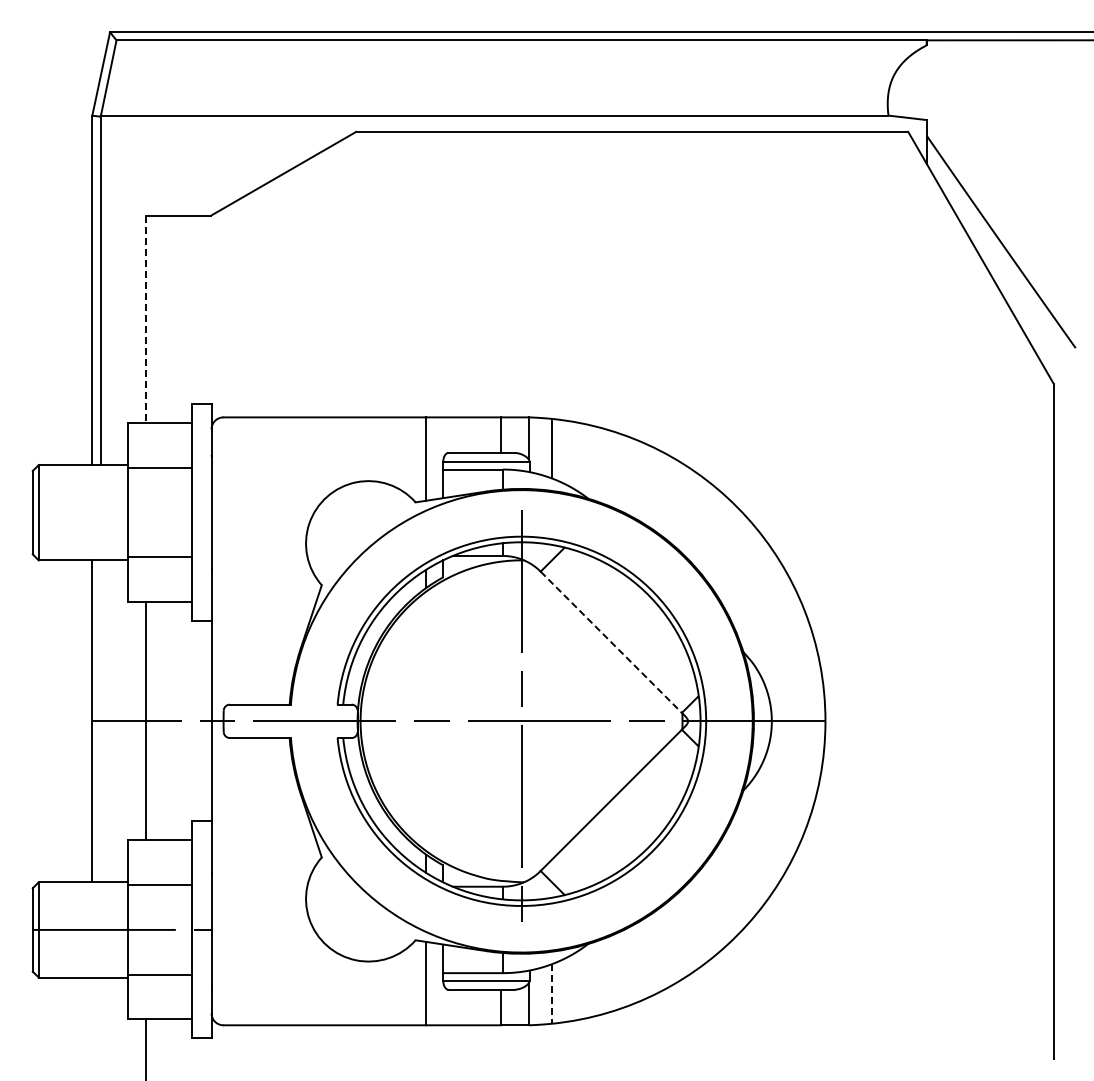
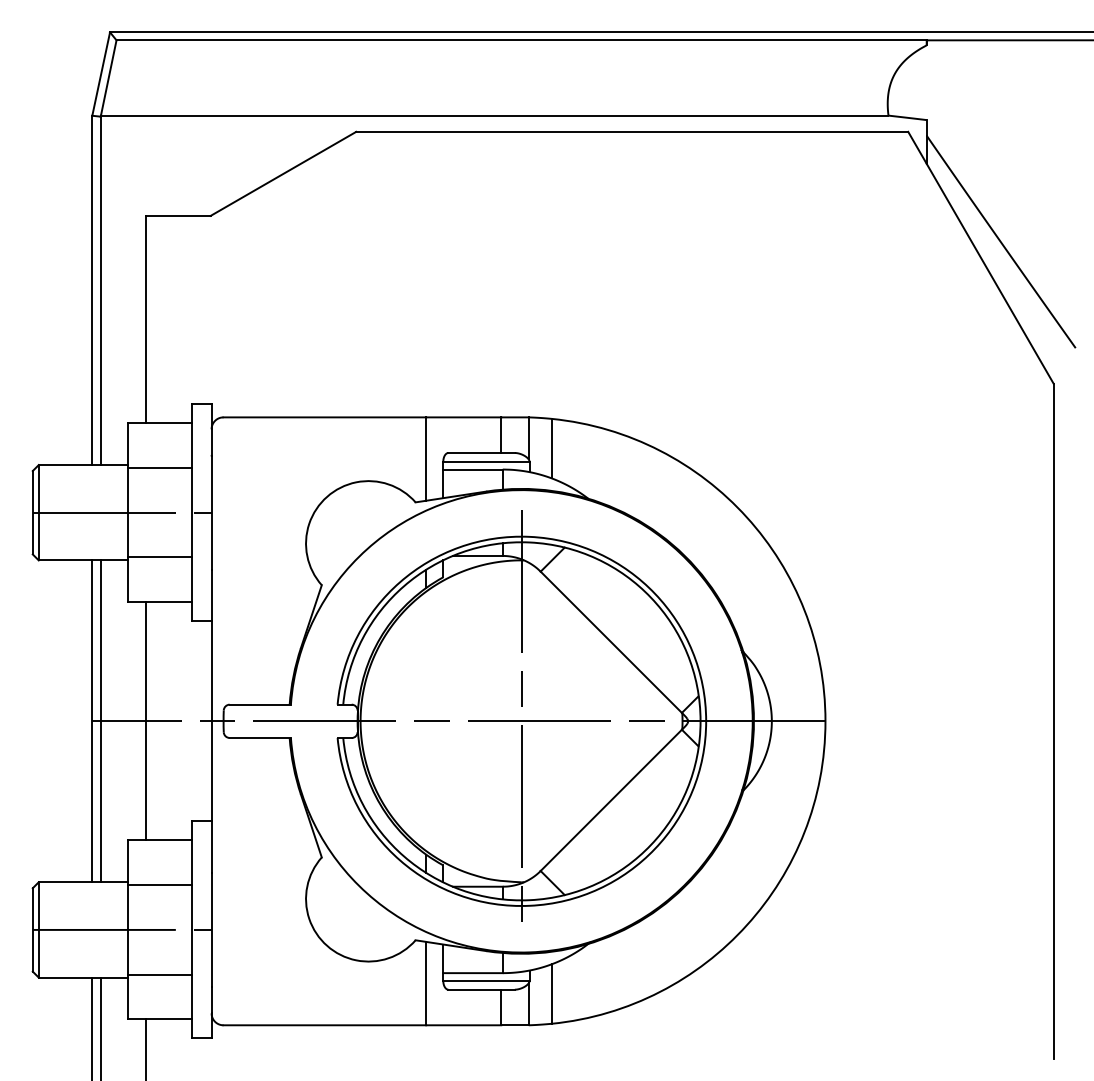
line: dashed -> solid (146, 319)
line: none -> present (121, 512)
line: dashed -> solid (611, 642)
line: none -> present (100, 721)
line: dashed -> solid (551, 994)
line: none -> present (92, 1027)
line: none -> present (100, 1027)
